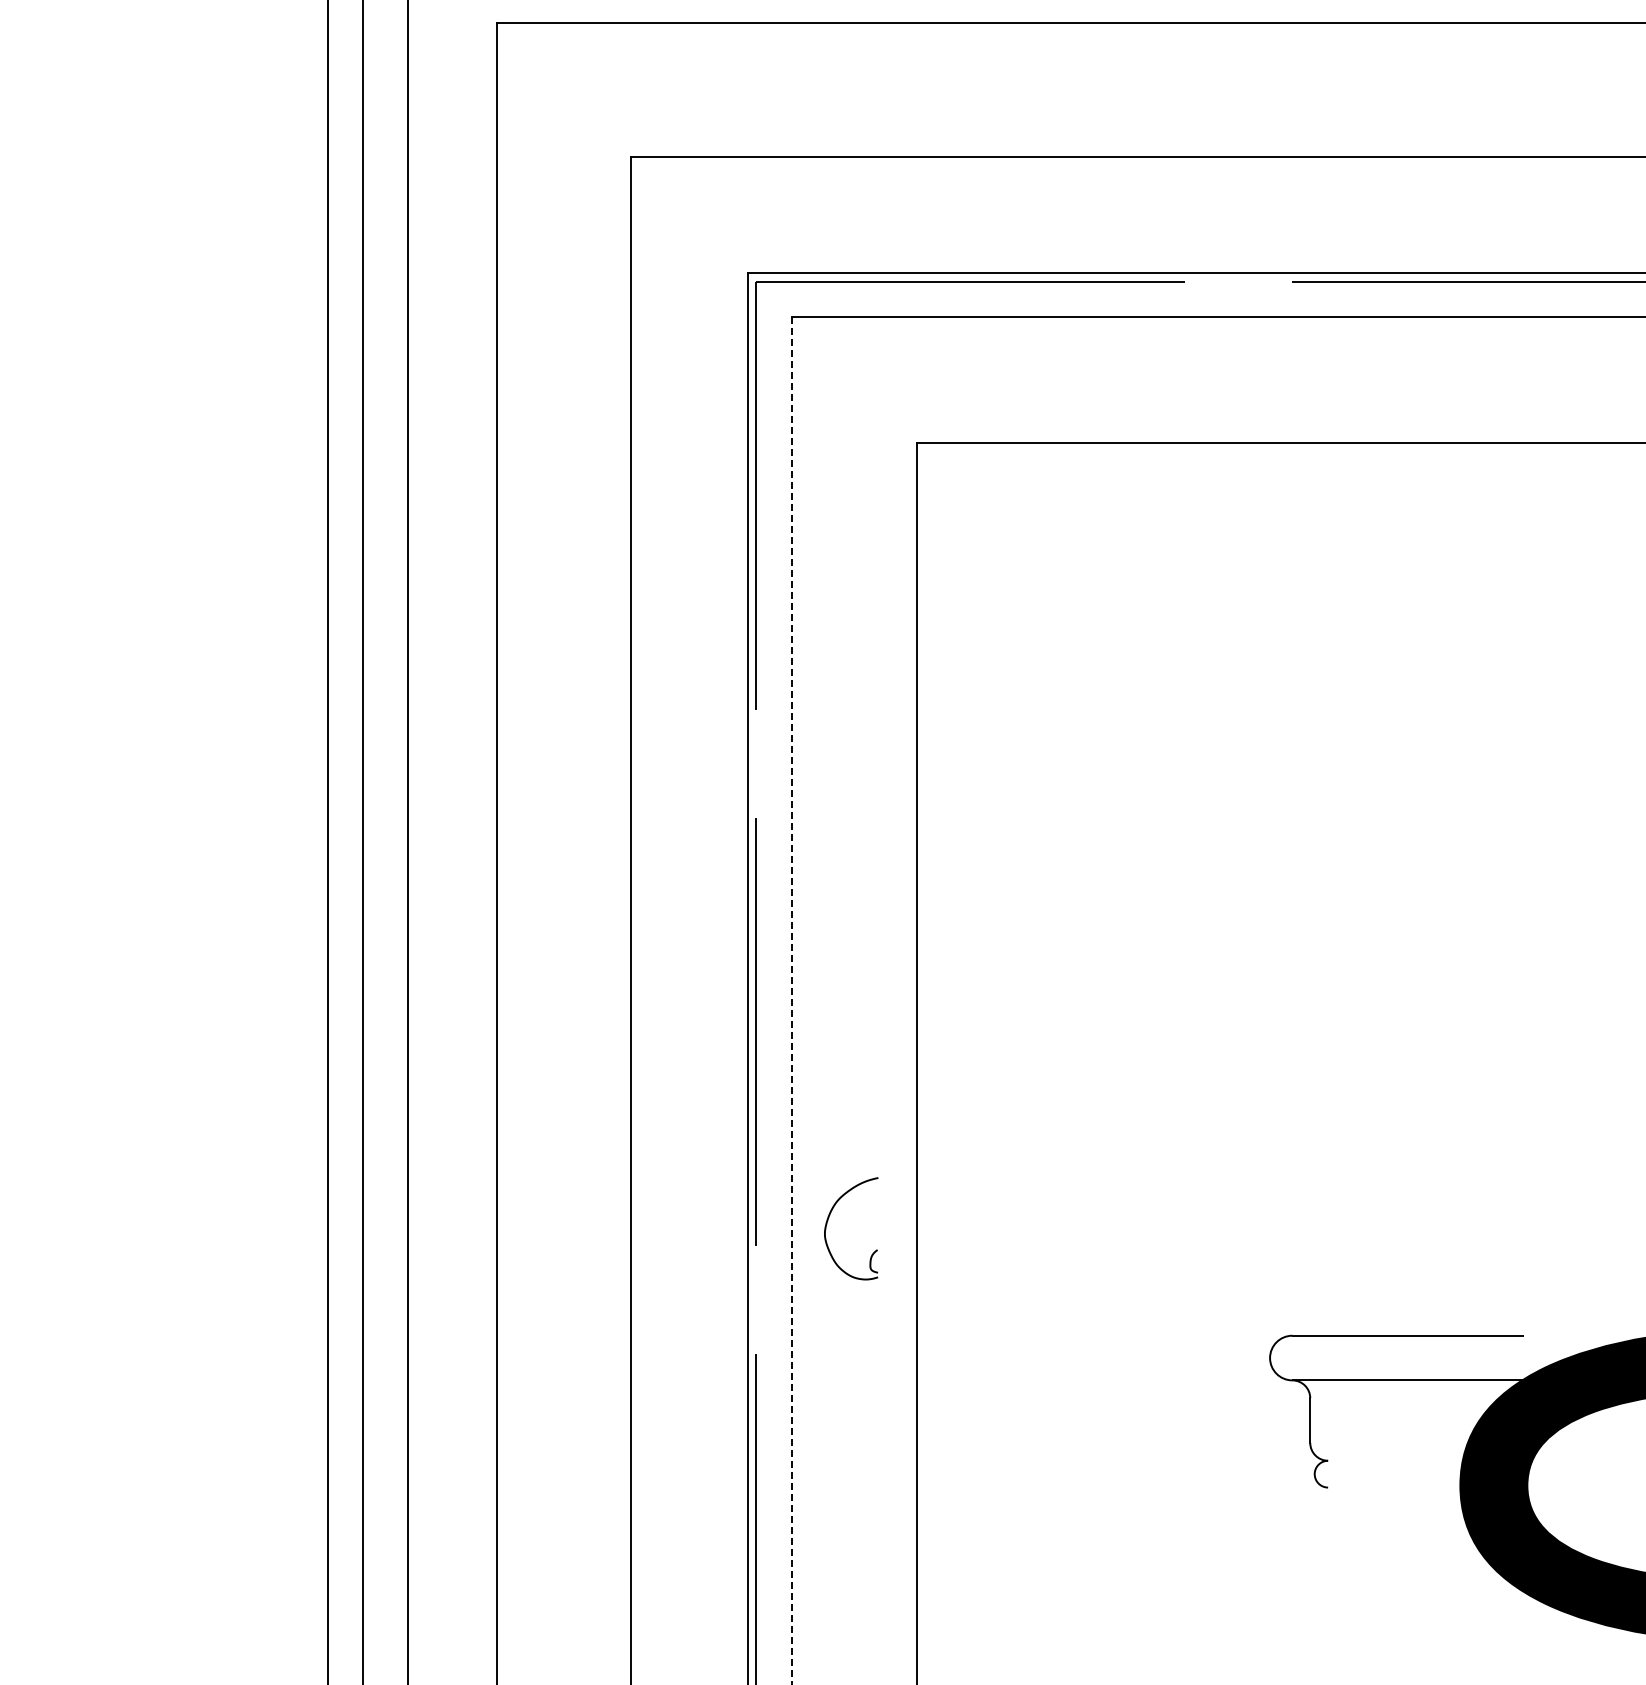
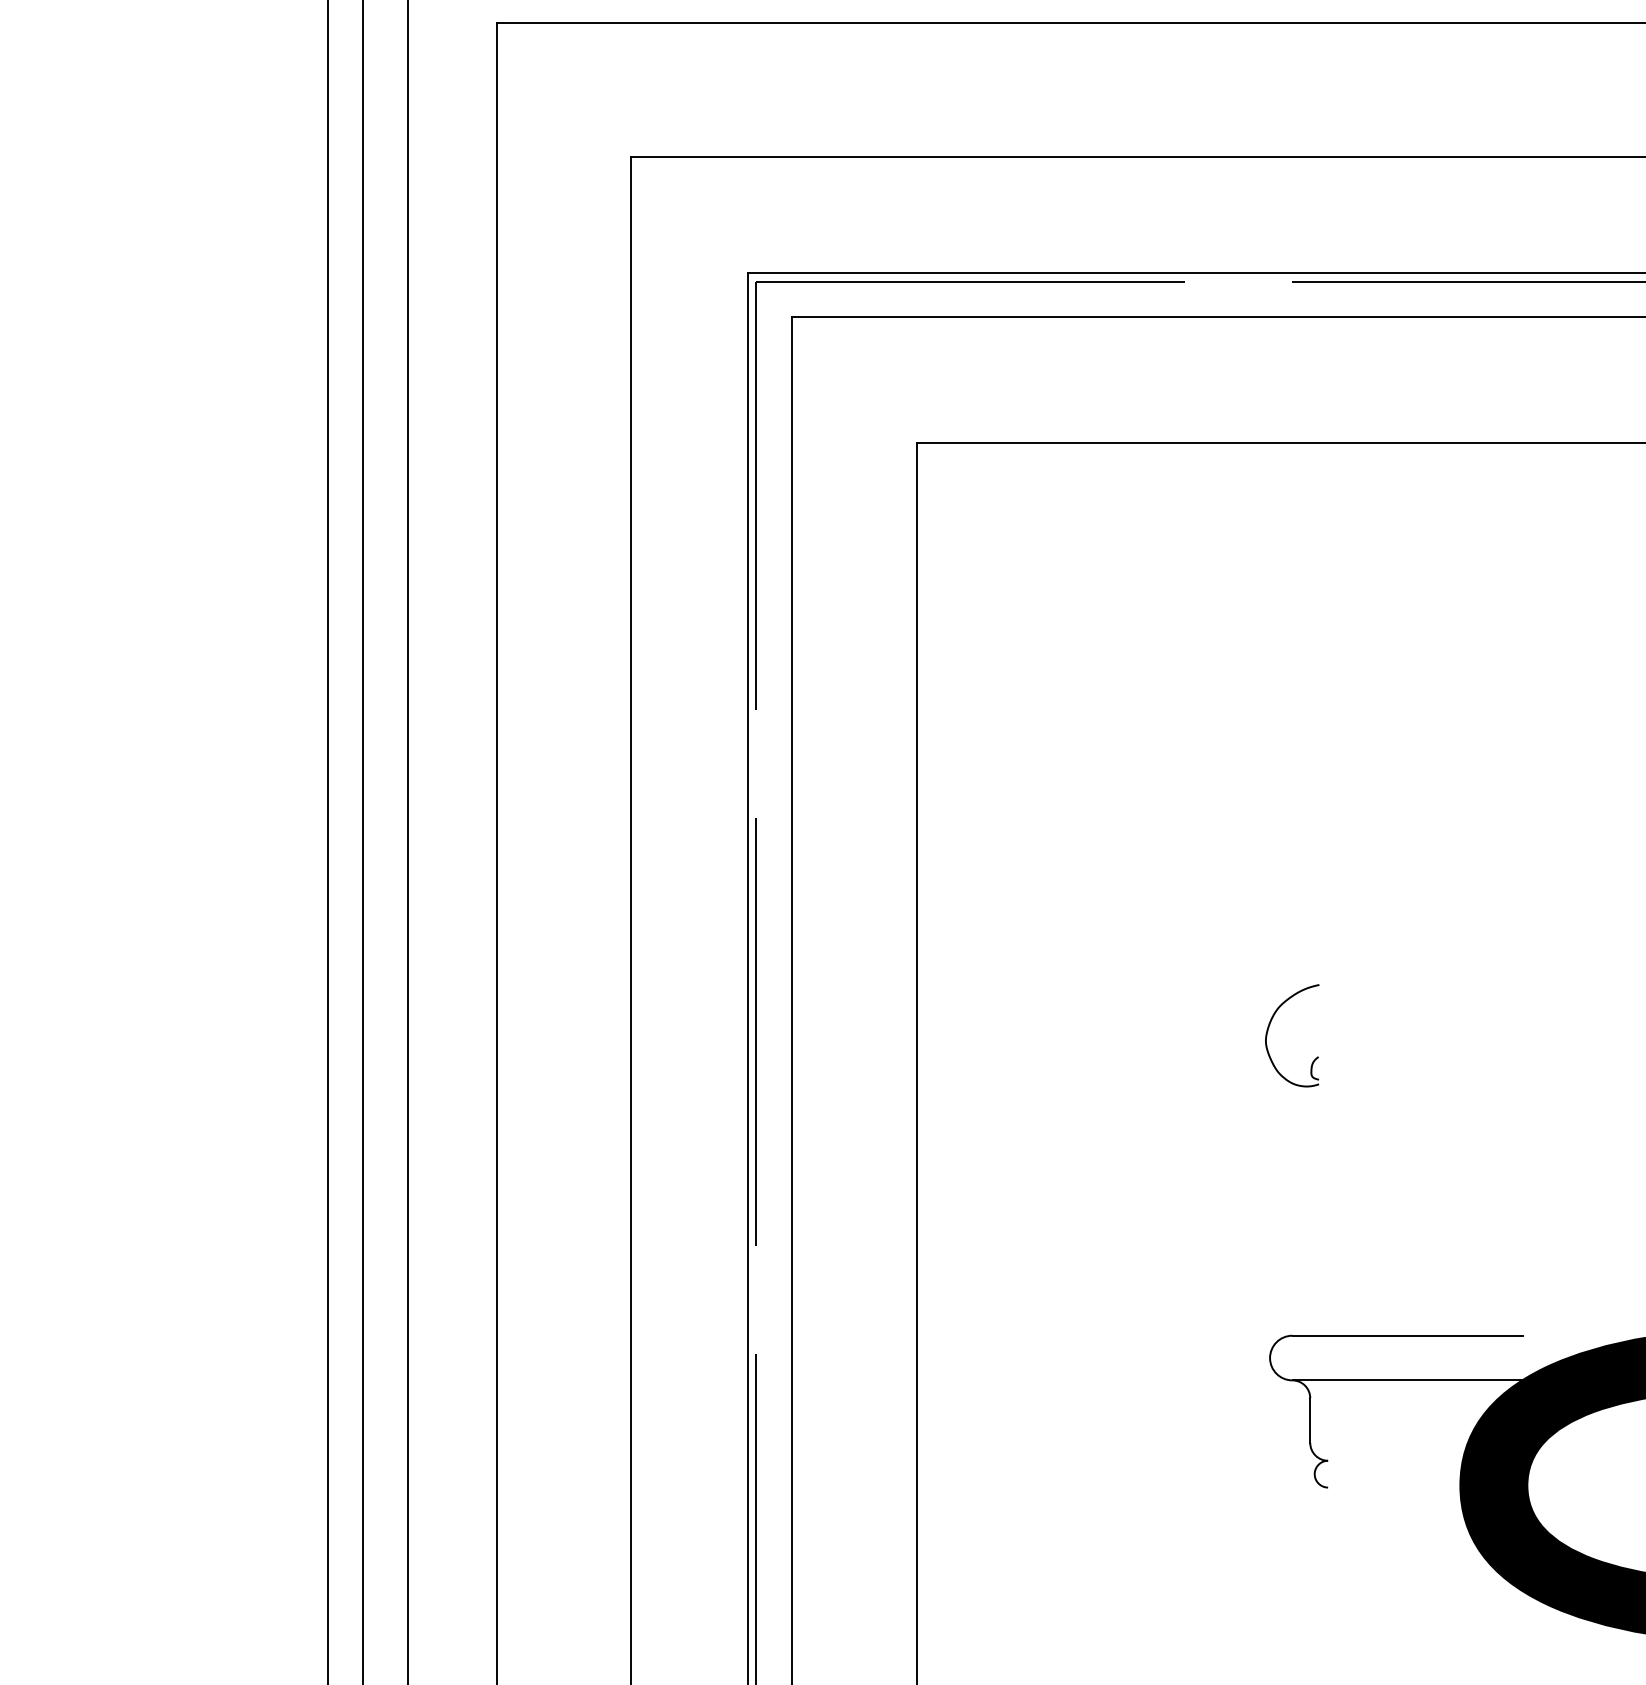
line: dashed -> solid (792, 1001)
part position: (827, 1224) -> (1268, 1031) (1268, 1031)
